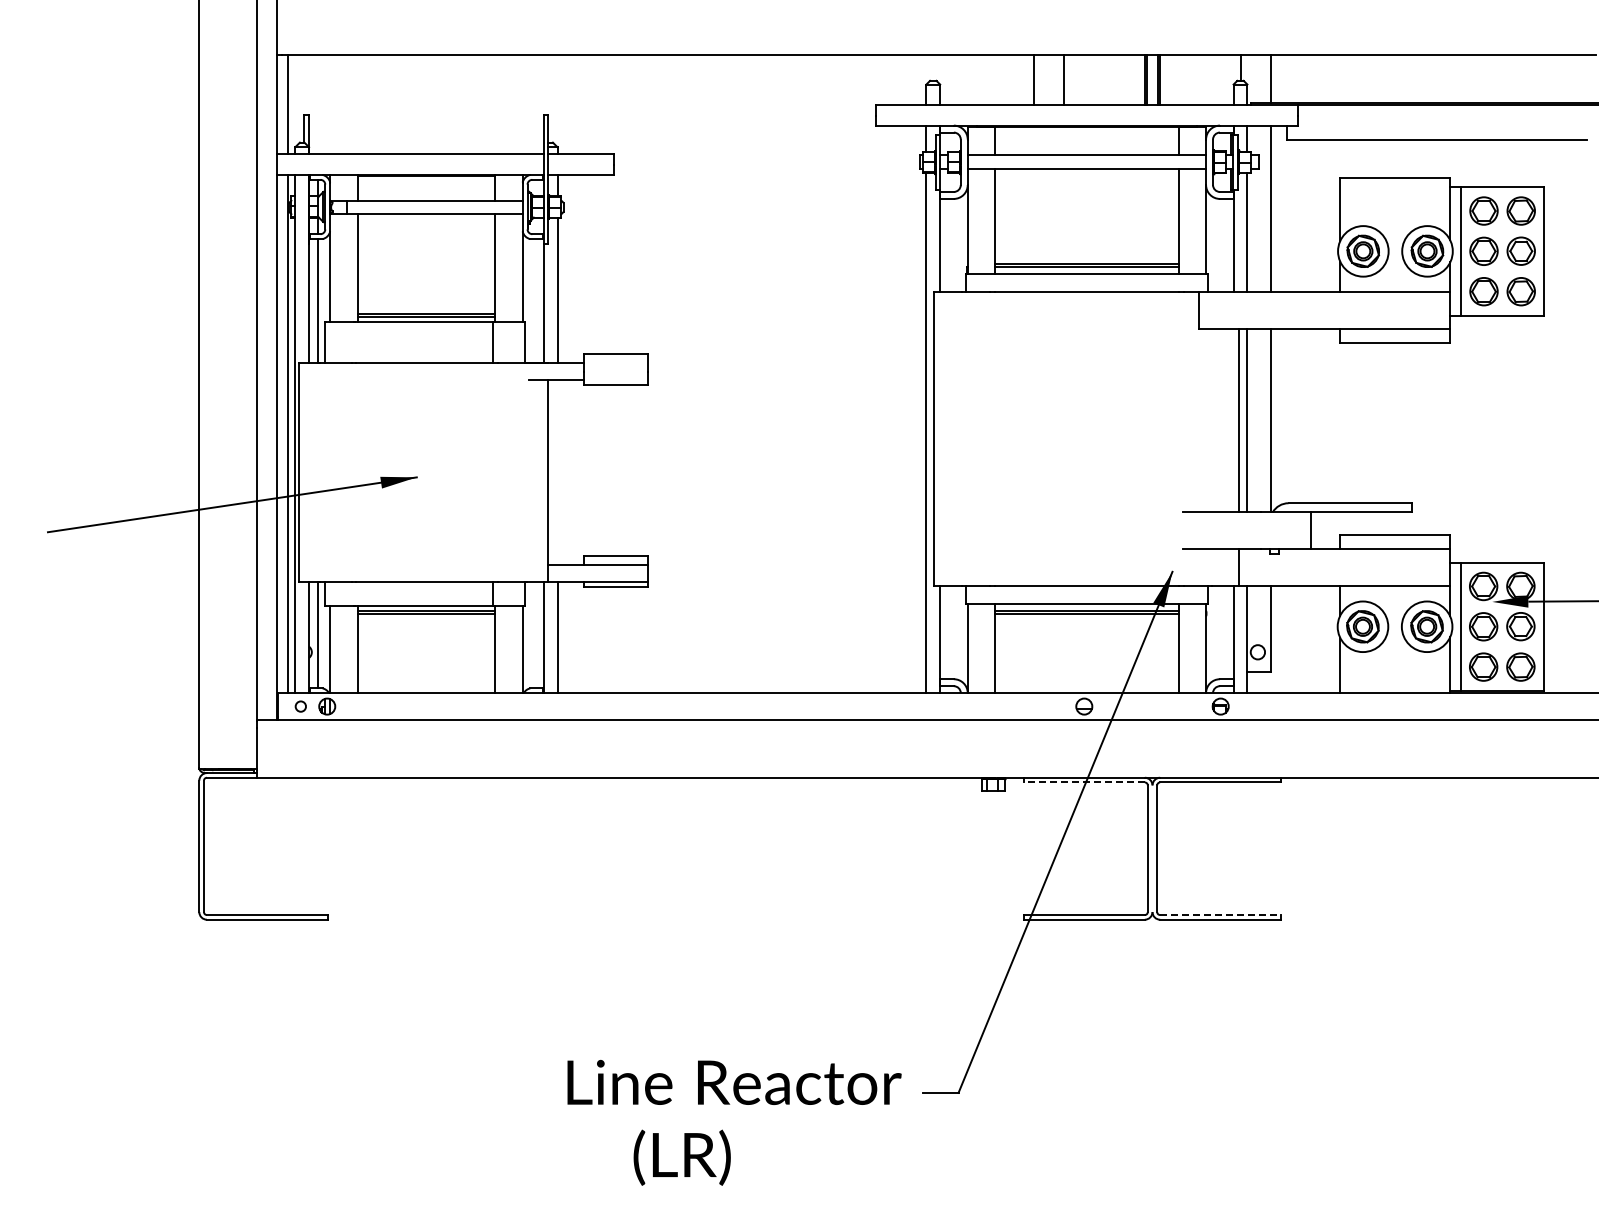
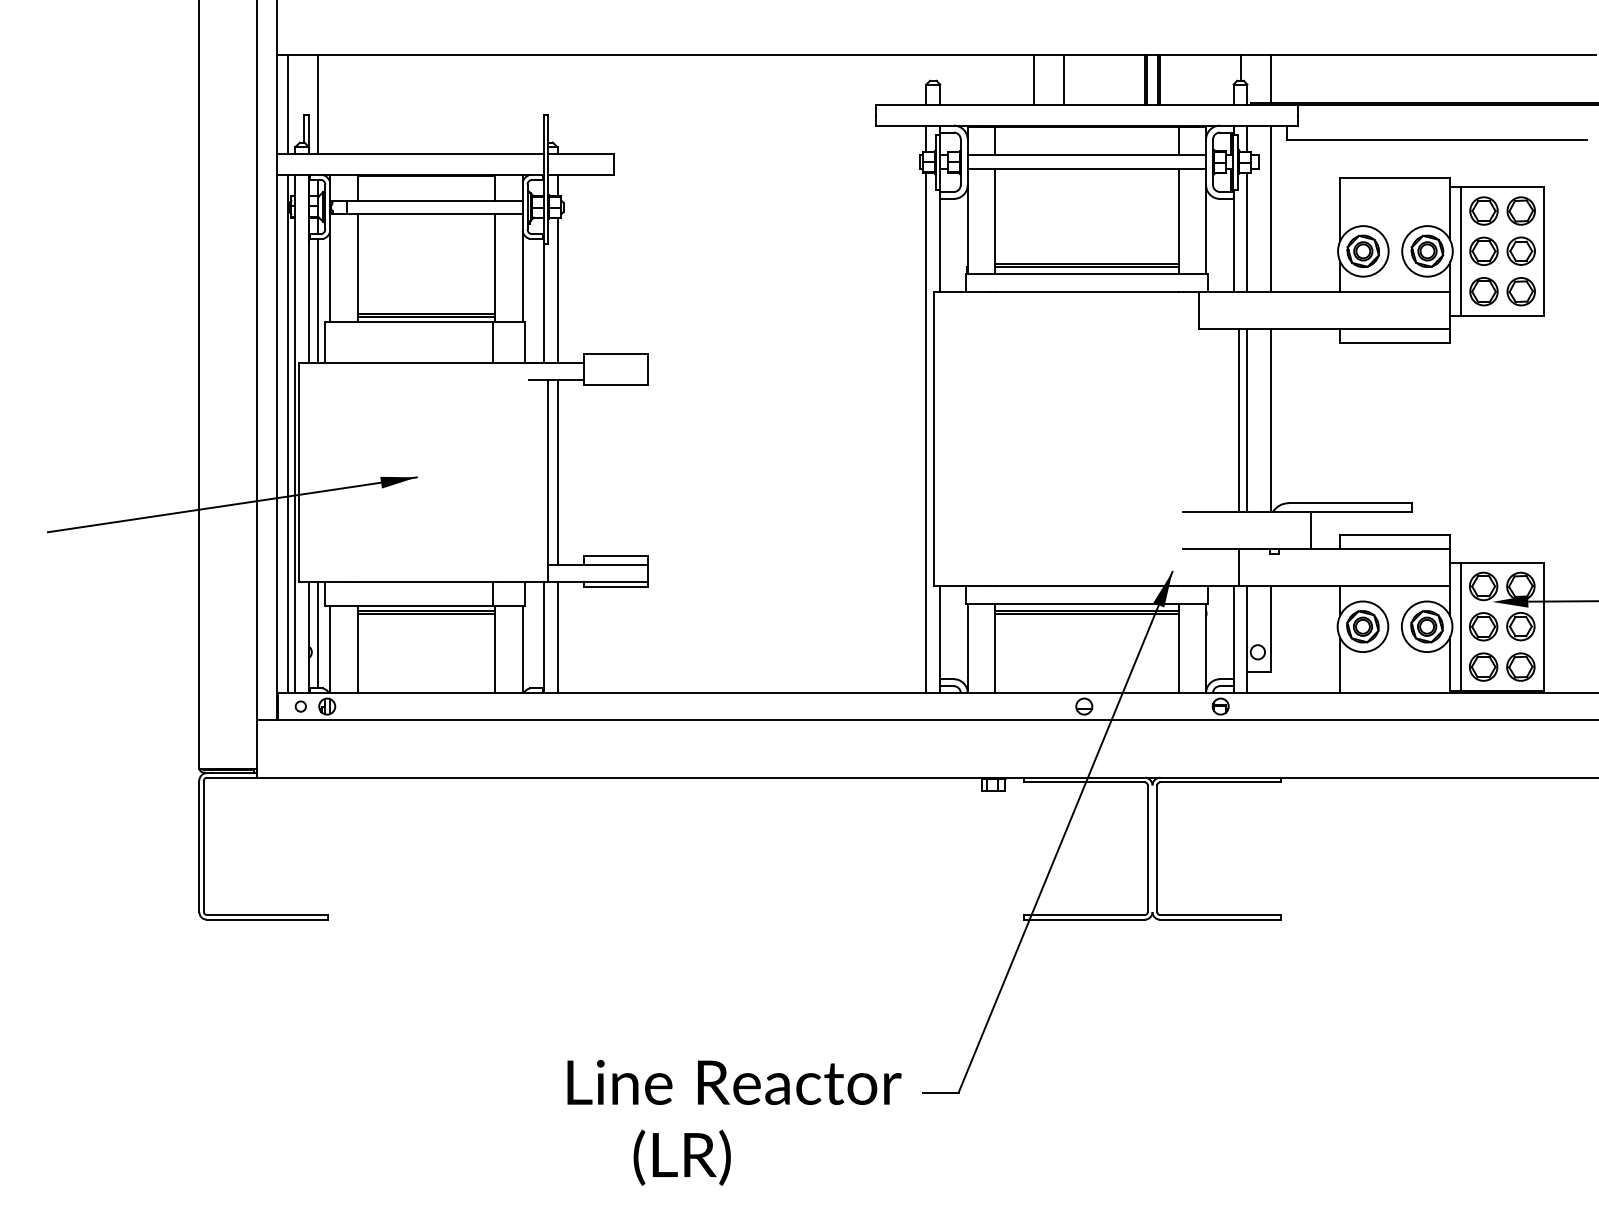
line: none -> present (318, 104)
line: none -> present (557, 472)
line: dashed -> solid (1084, 782)
line: dashed -> solid (1220, 915)
